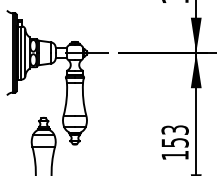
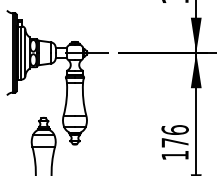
text: 153 -> 176 (174, 136)
